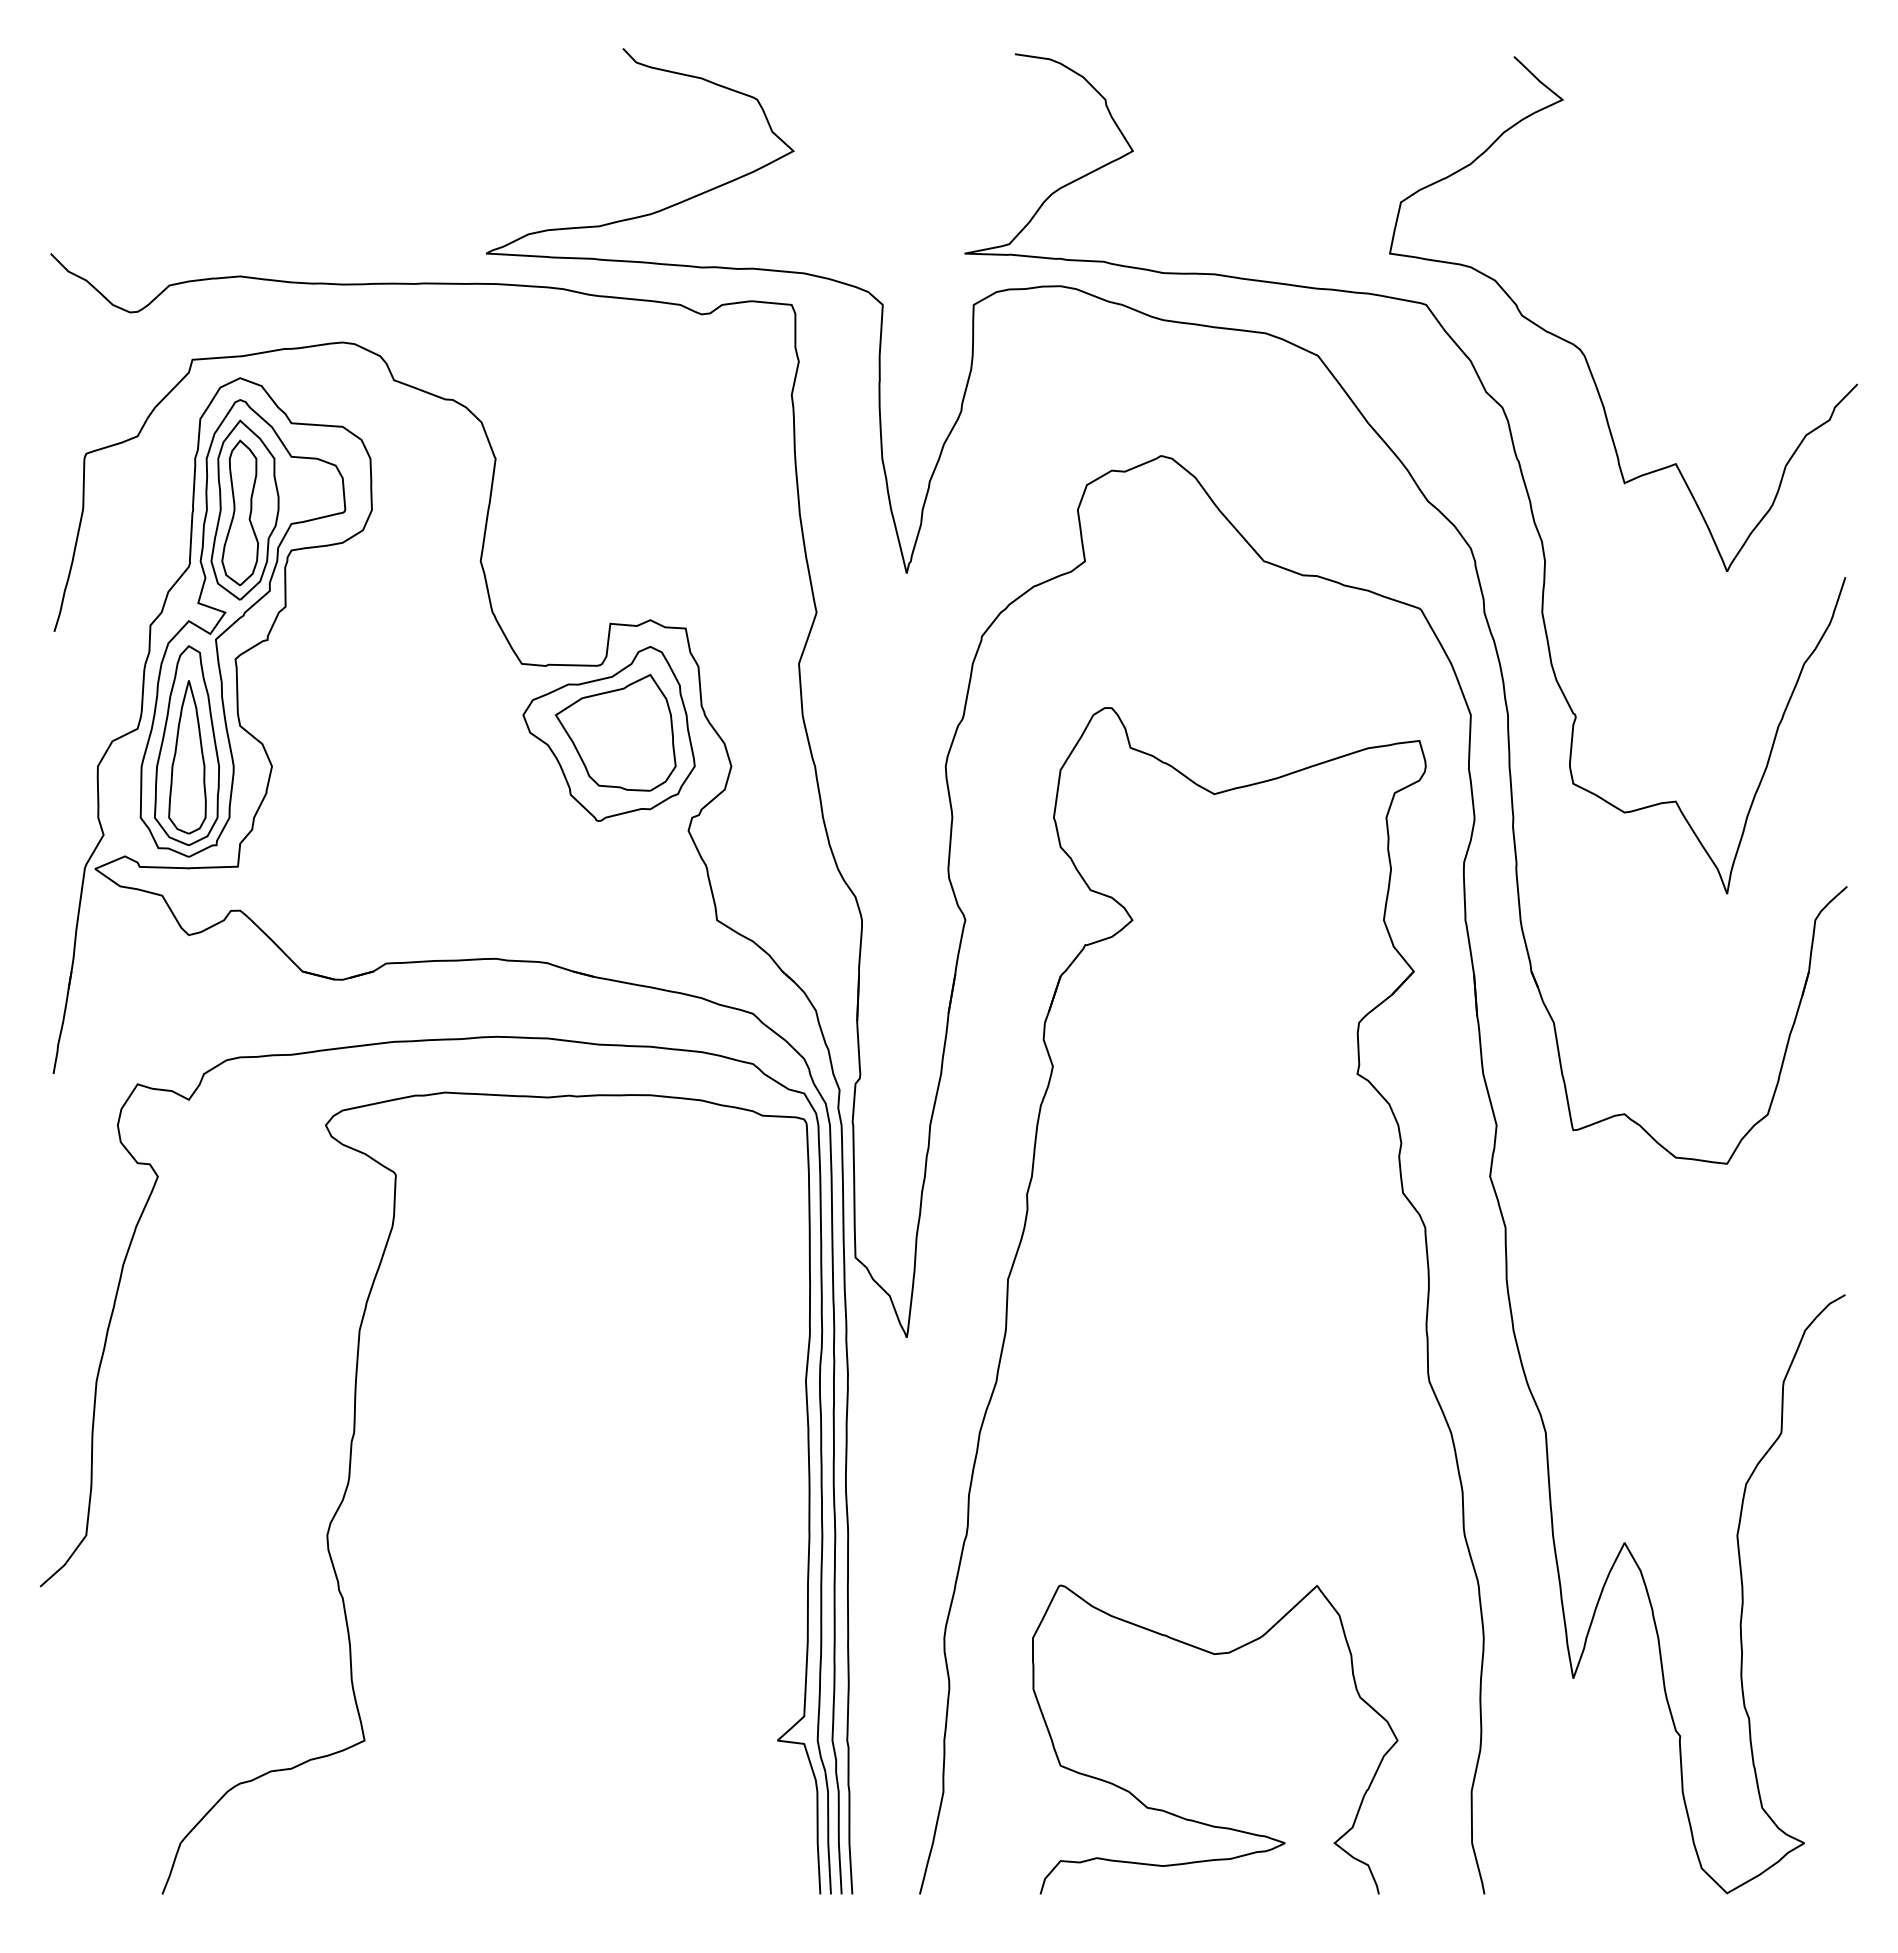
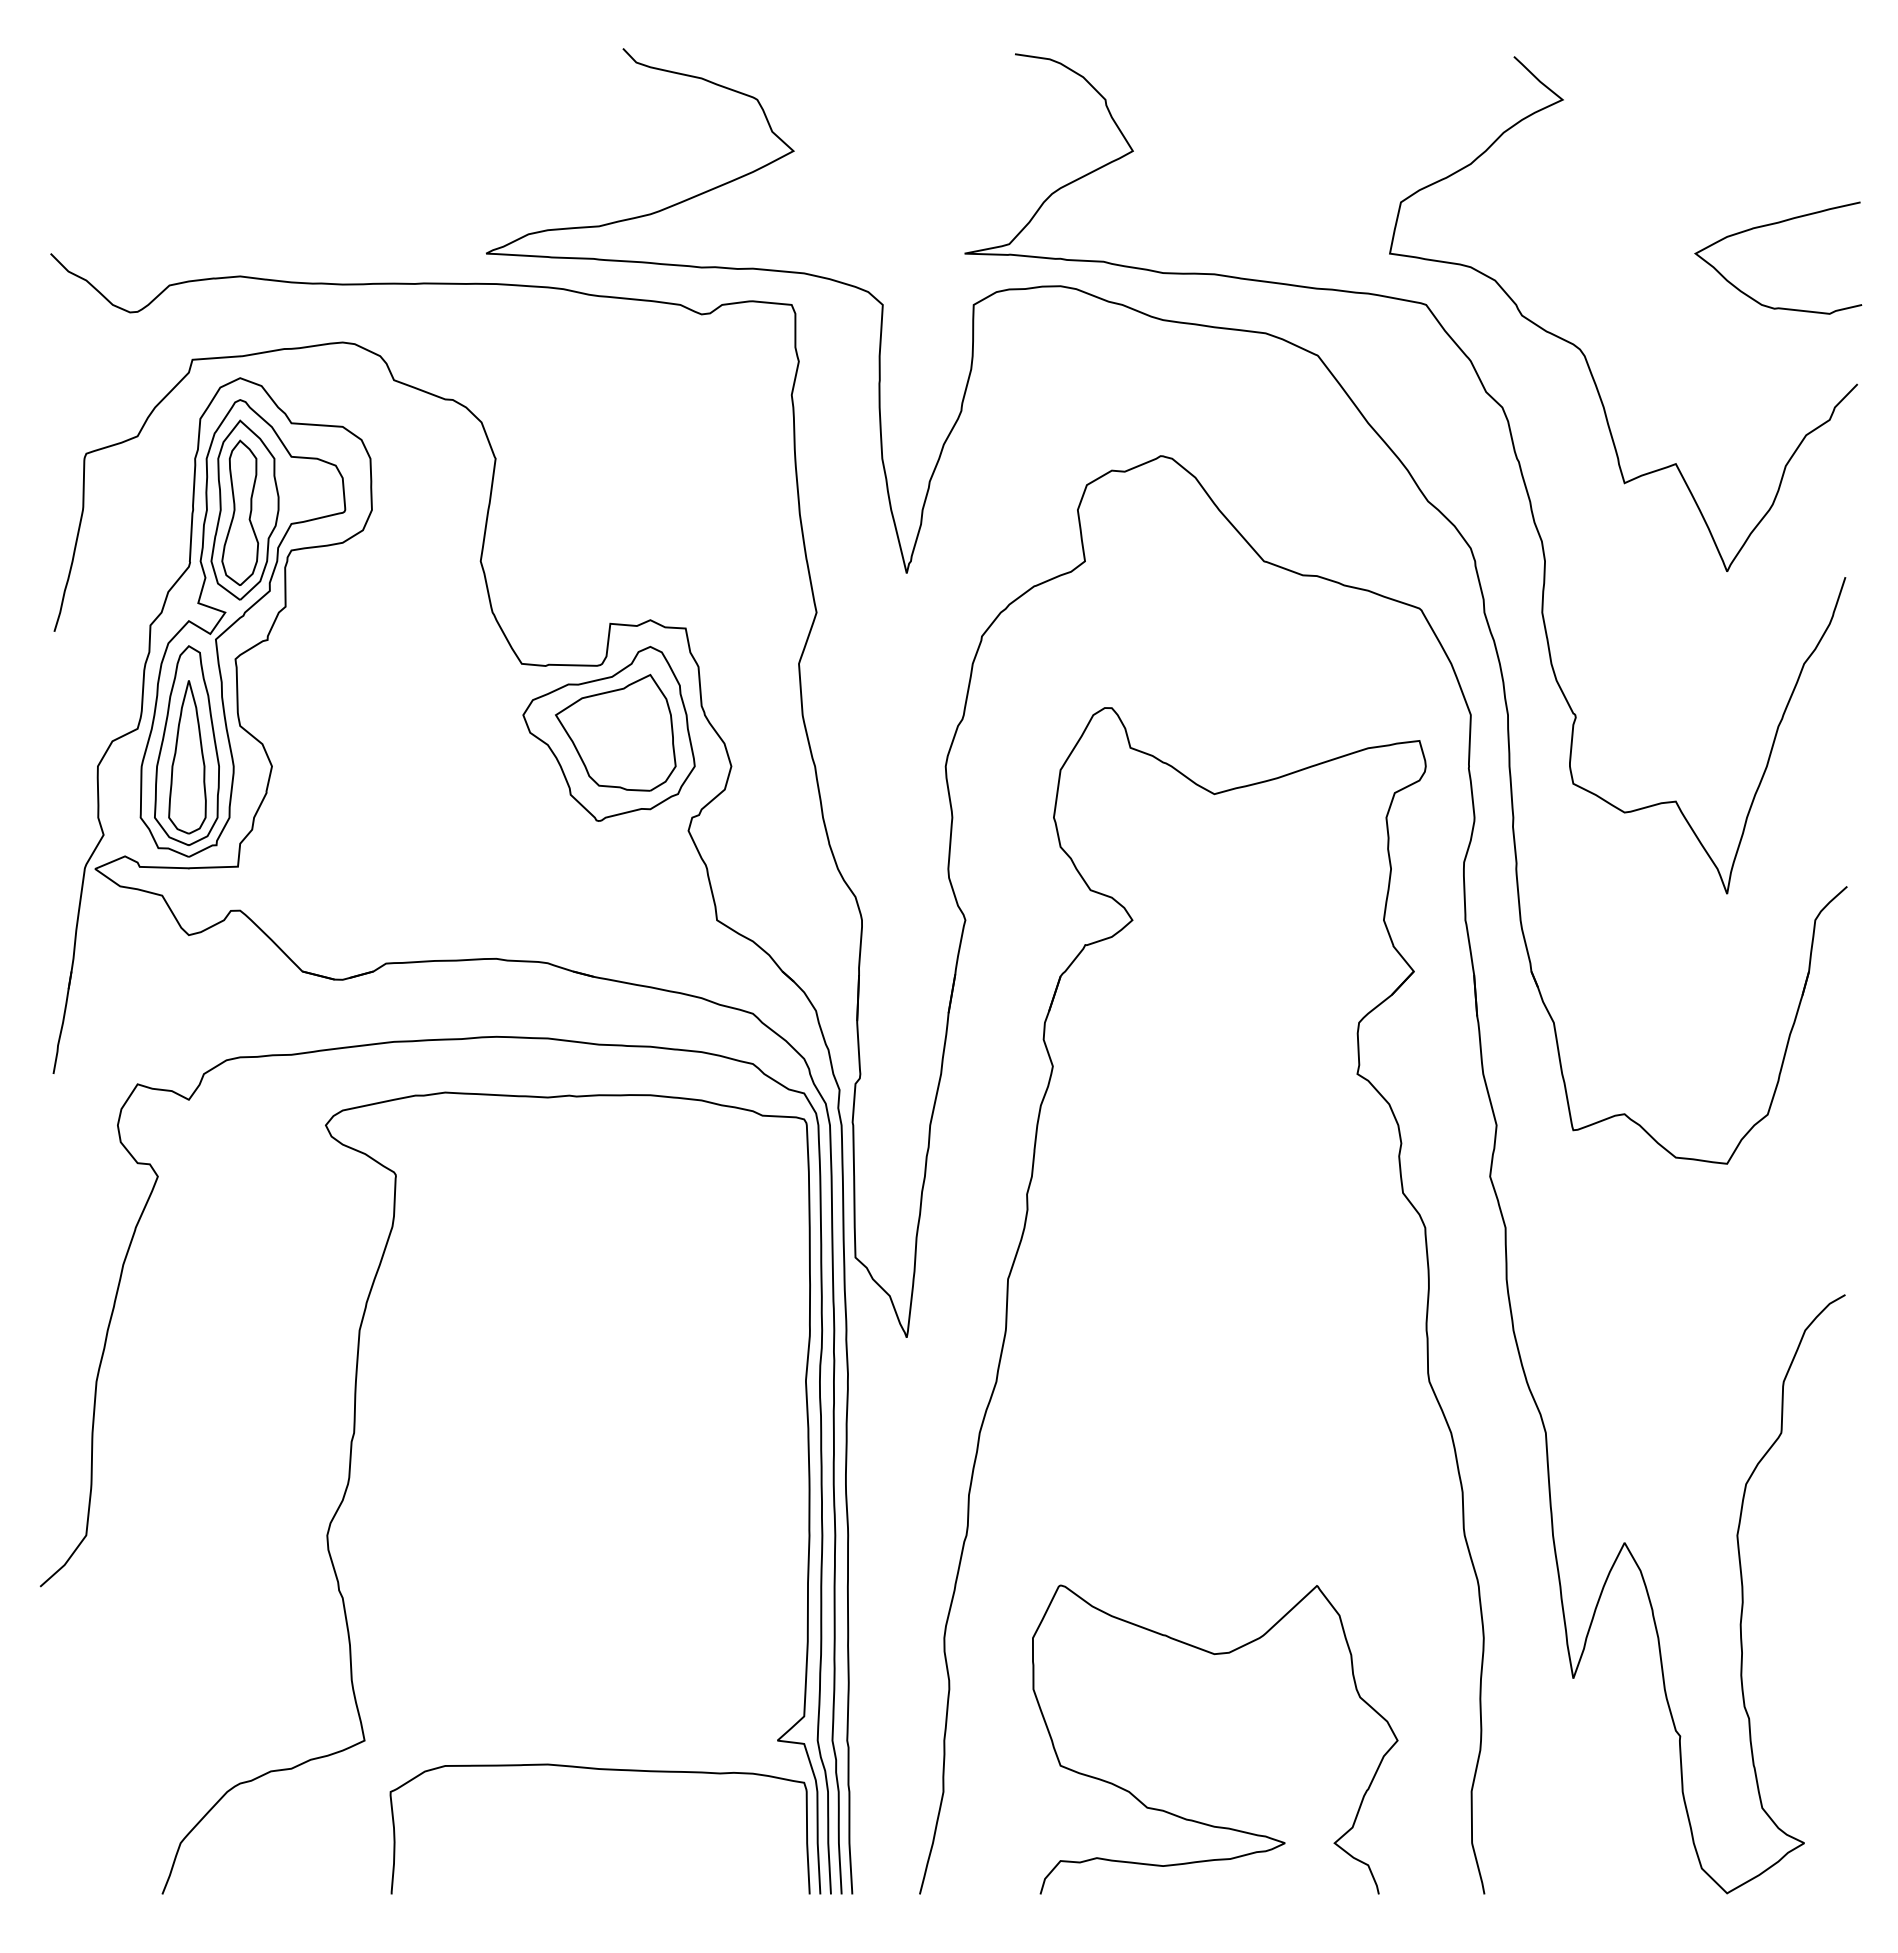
curve: none -> present (1771, 225)
curve: none -> present (602, 1770)
